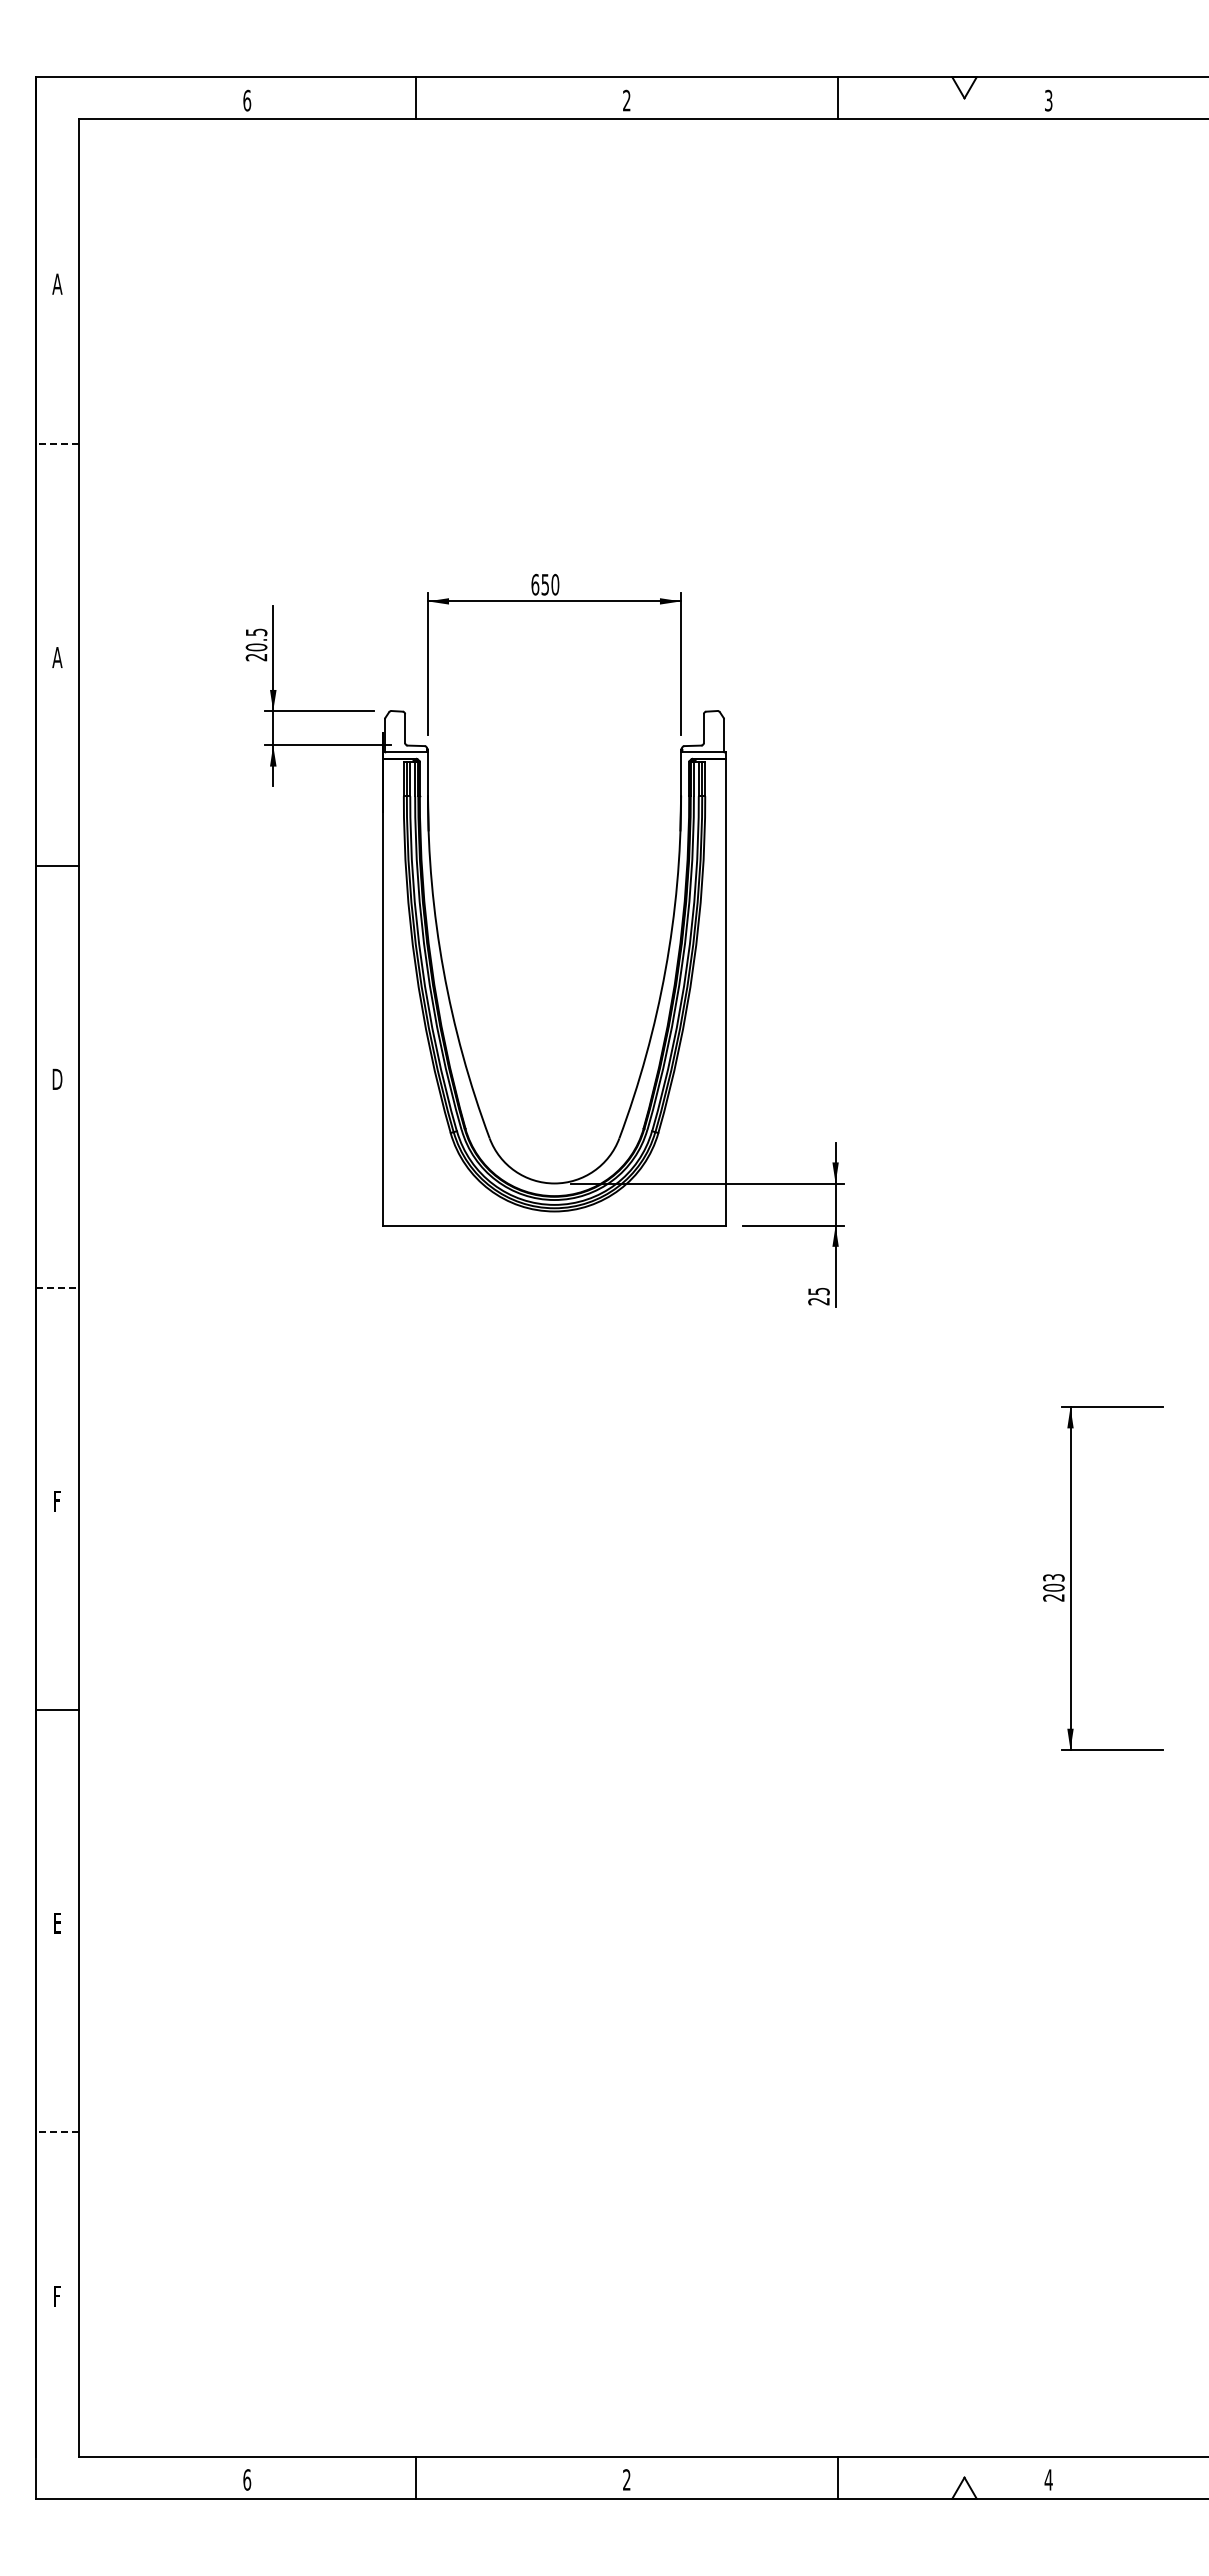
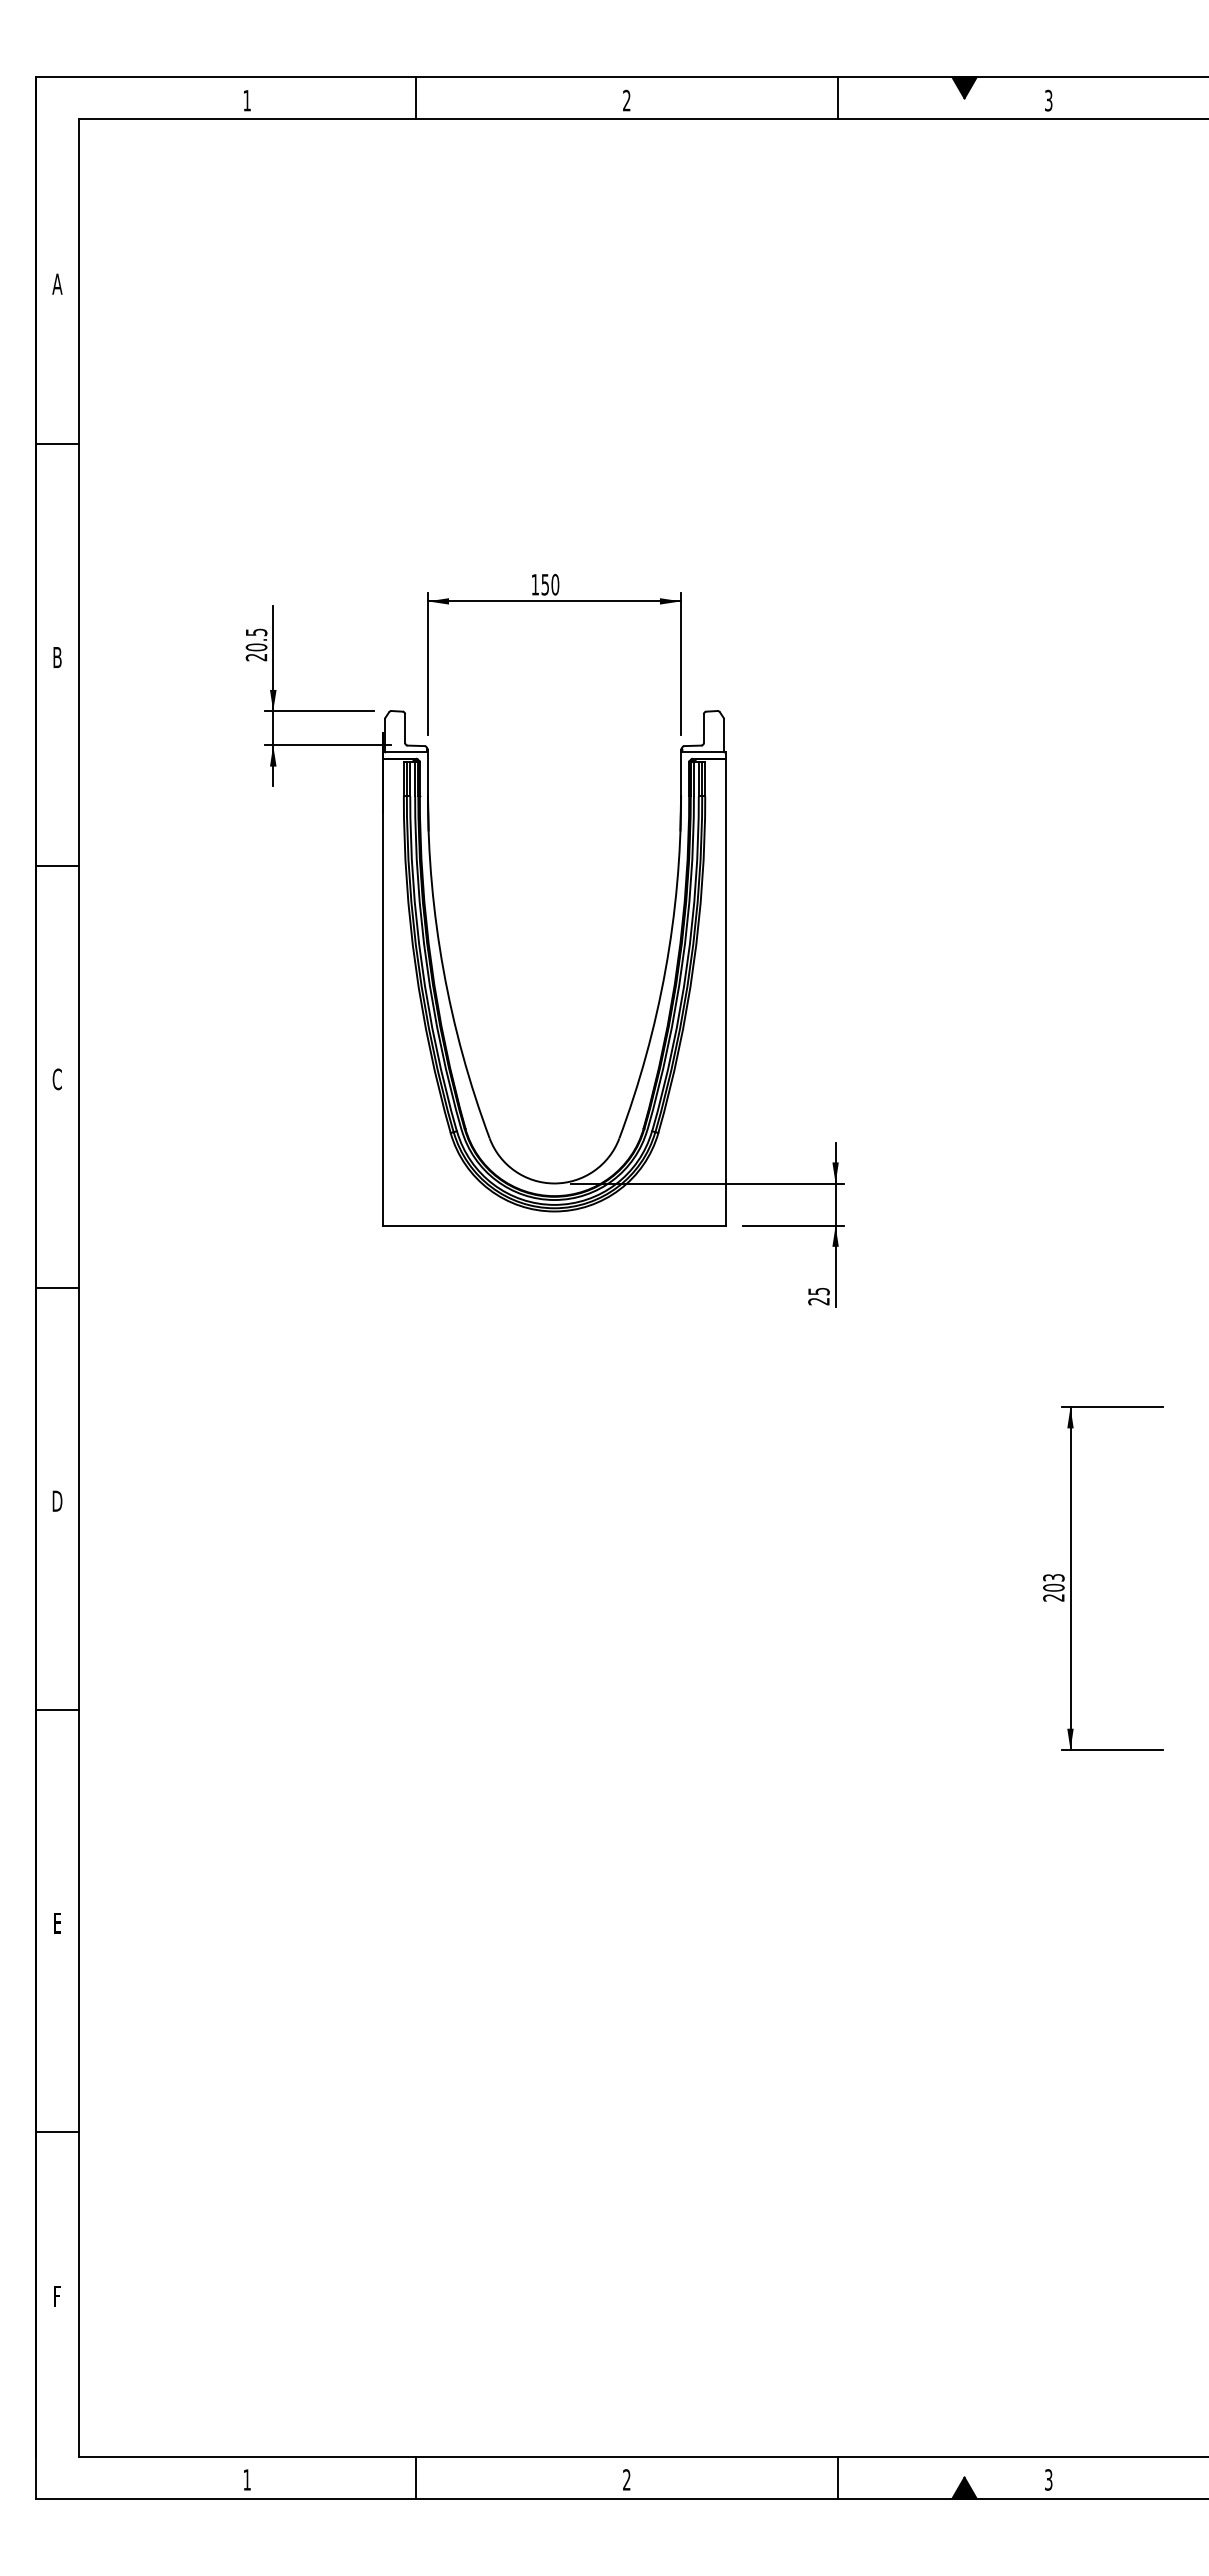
fill: none -> present (964, 87)
text: 6 -> 1 (247, 100)
line: dashed -> solid (57, 444)
text: 650 -> 150 (535, 584)
text: A -> B (57, 657)
text: D -> C (57, 1079)
line: dashed -> solid (58, 1288)
text: F -> D (57, 1500)
line: dashed -> solid (57, 2131)
text: 6 -> 1 (247, 2479)
text: 4 -> 3 (1048, 2479)
fill: none -> present (964, 2487)
